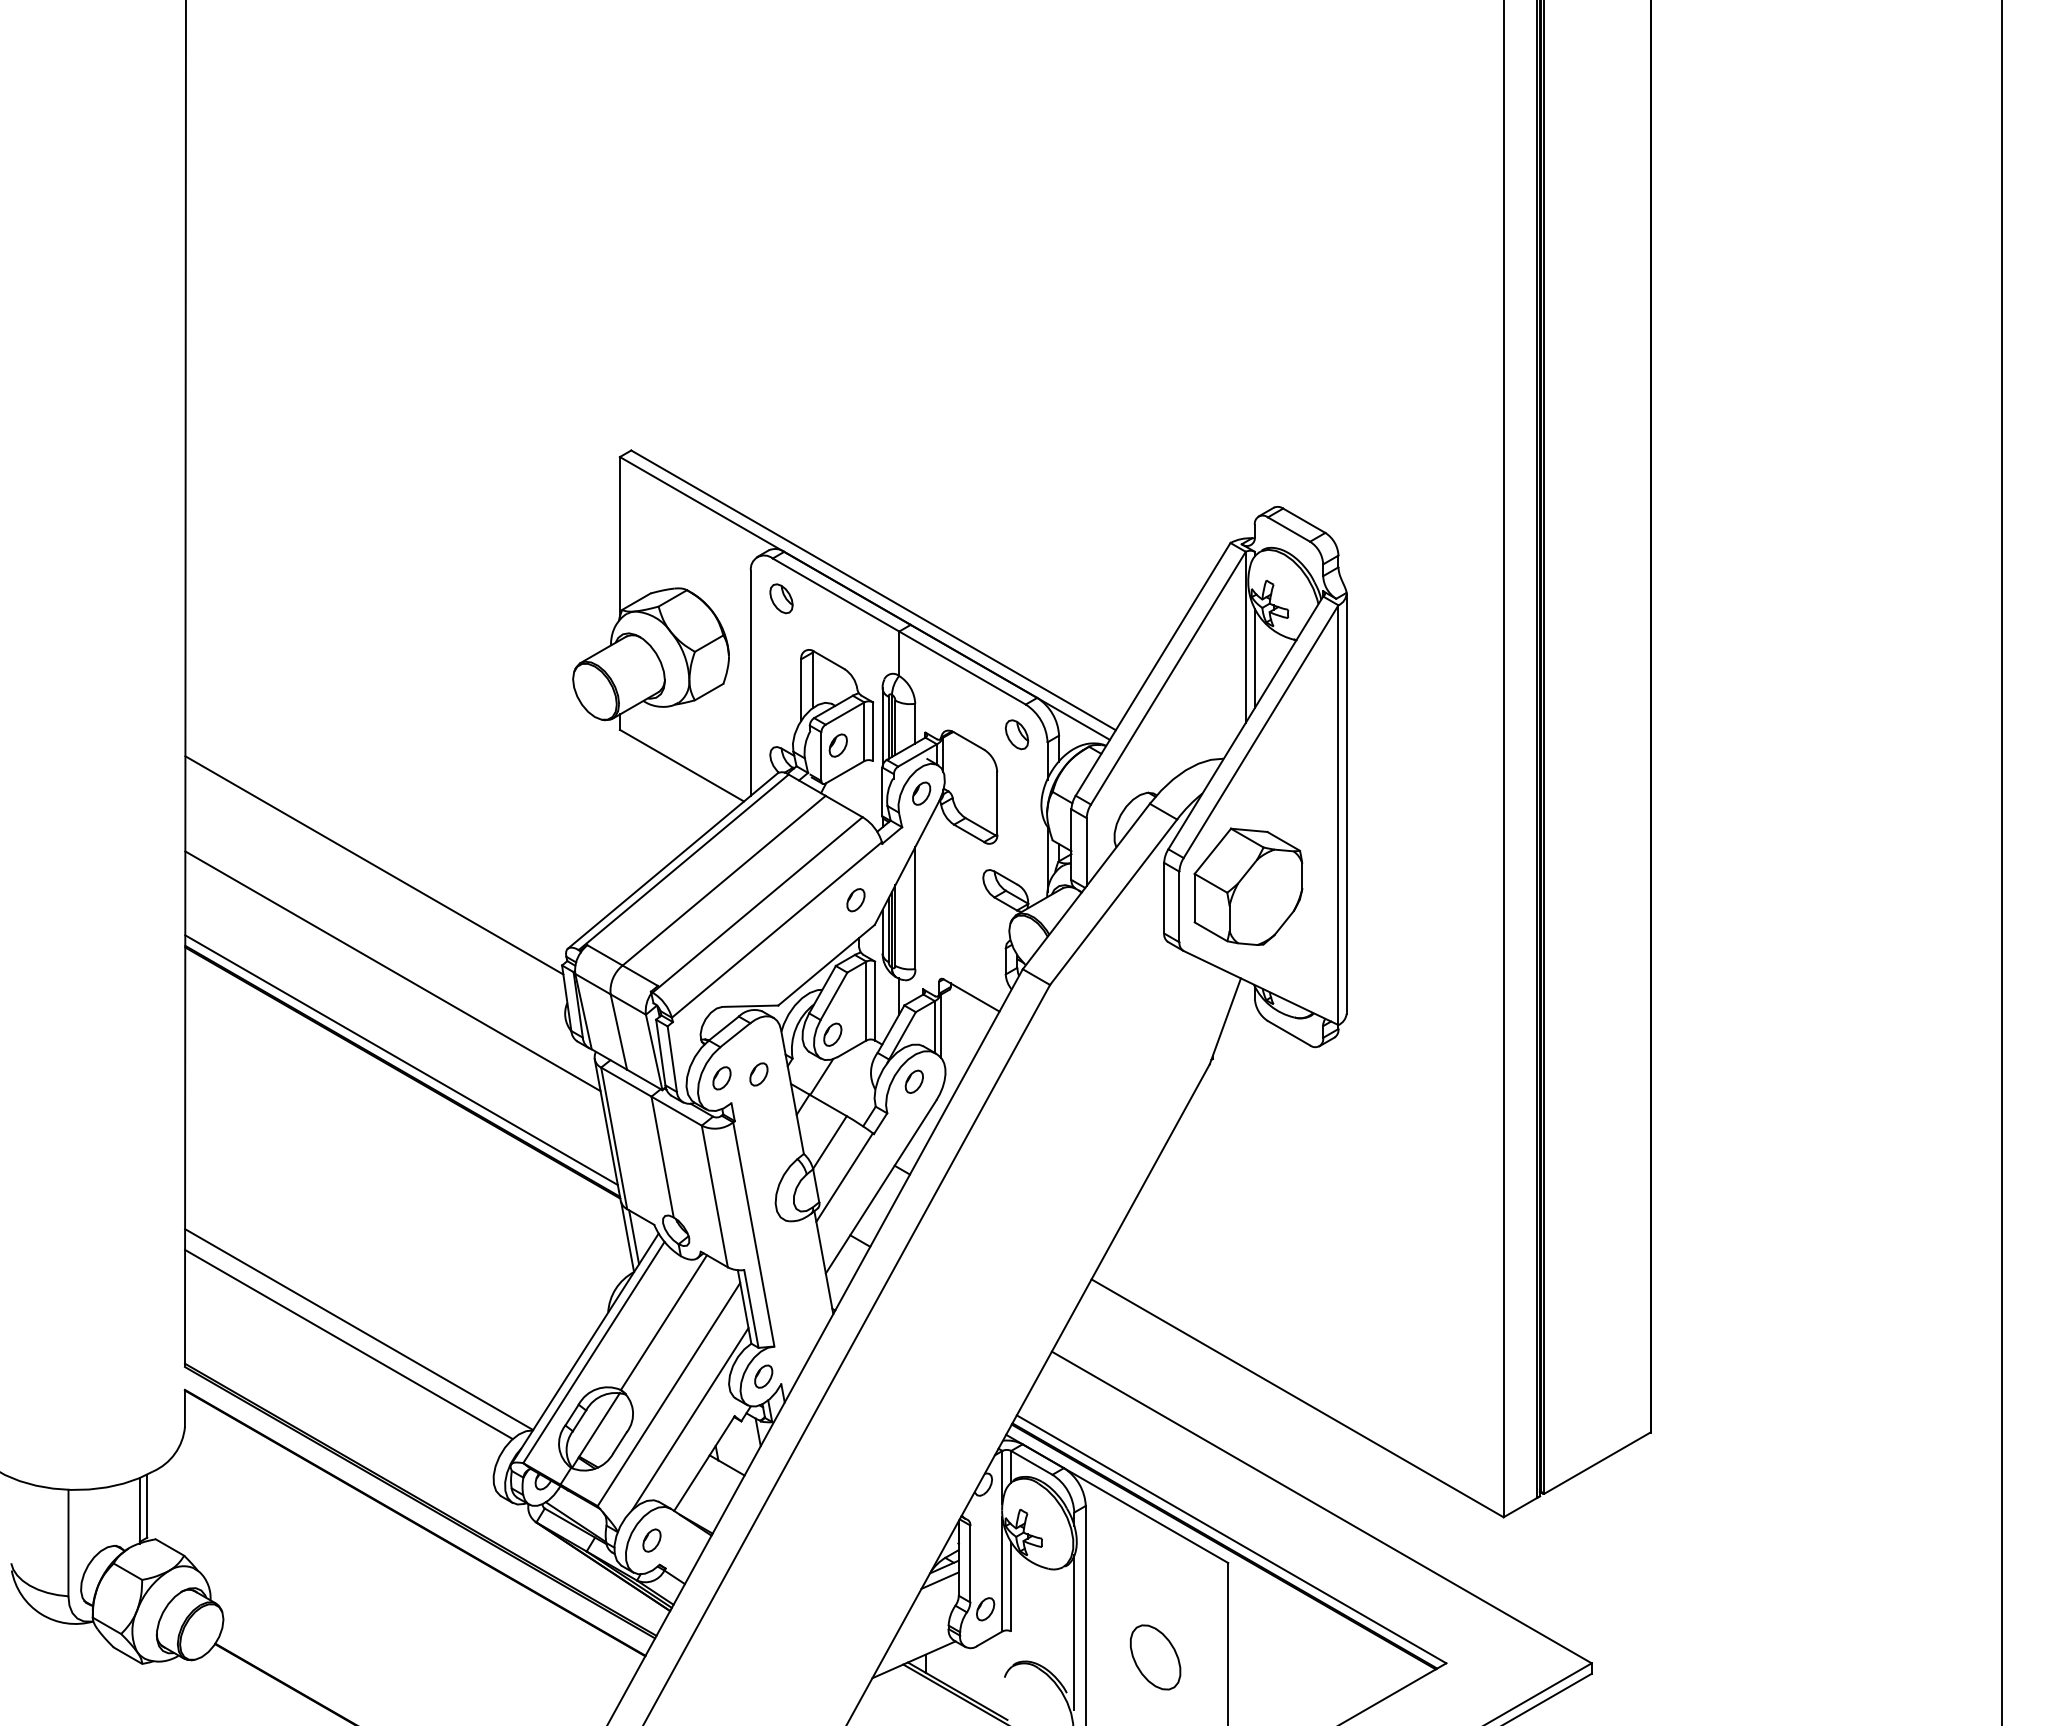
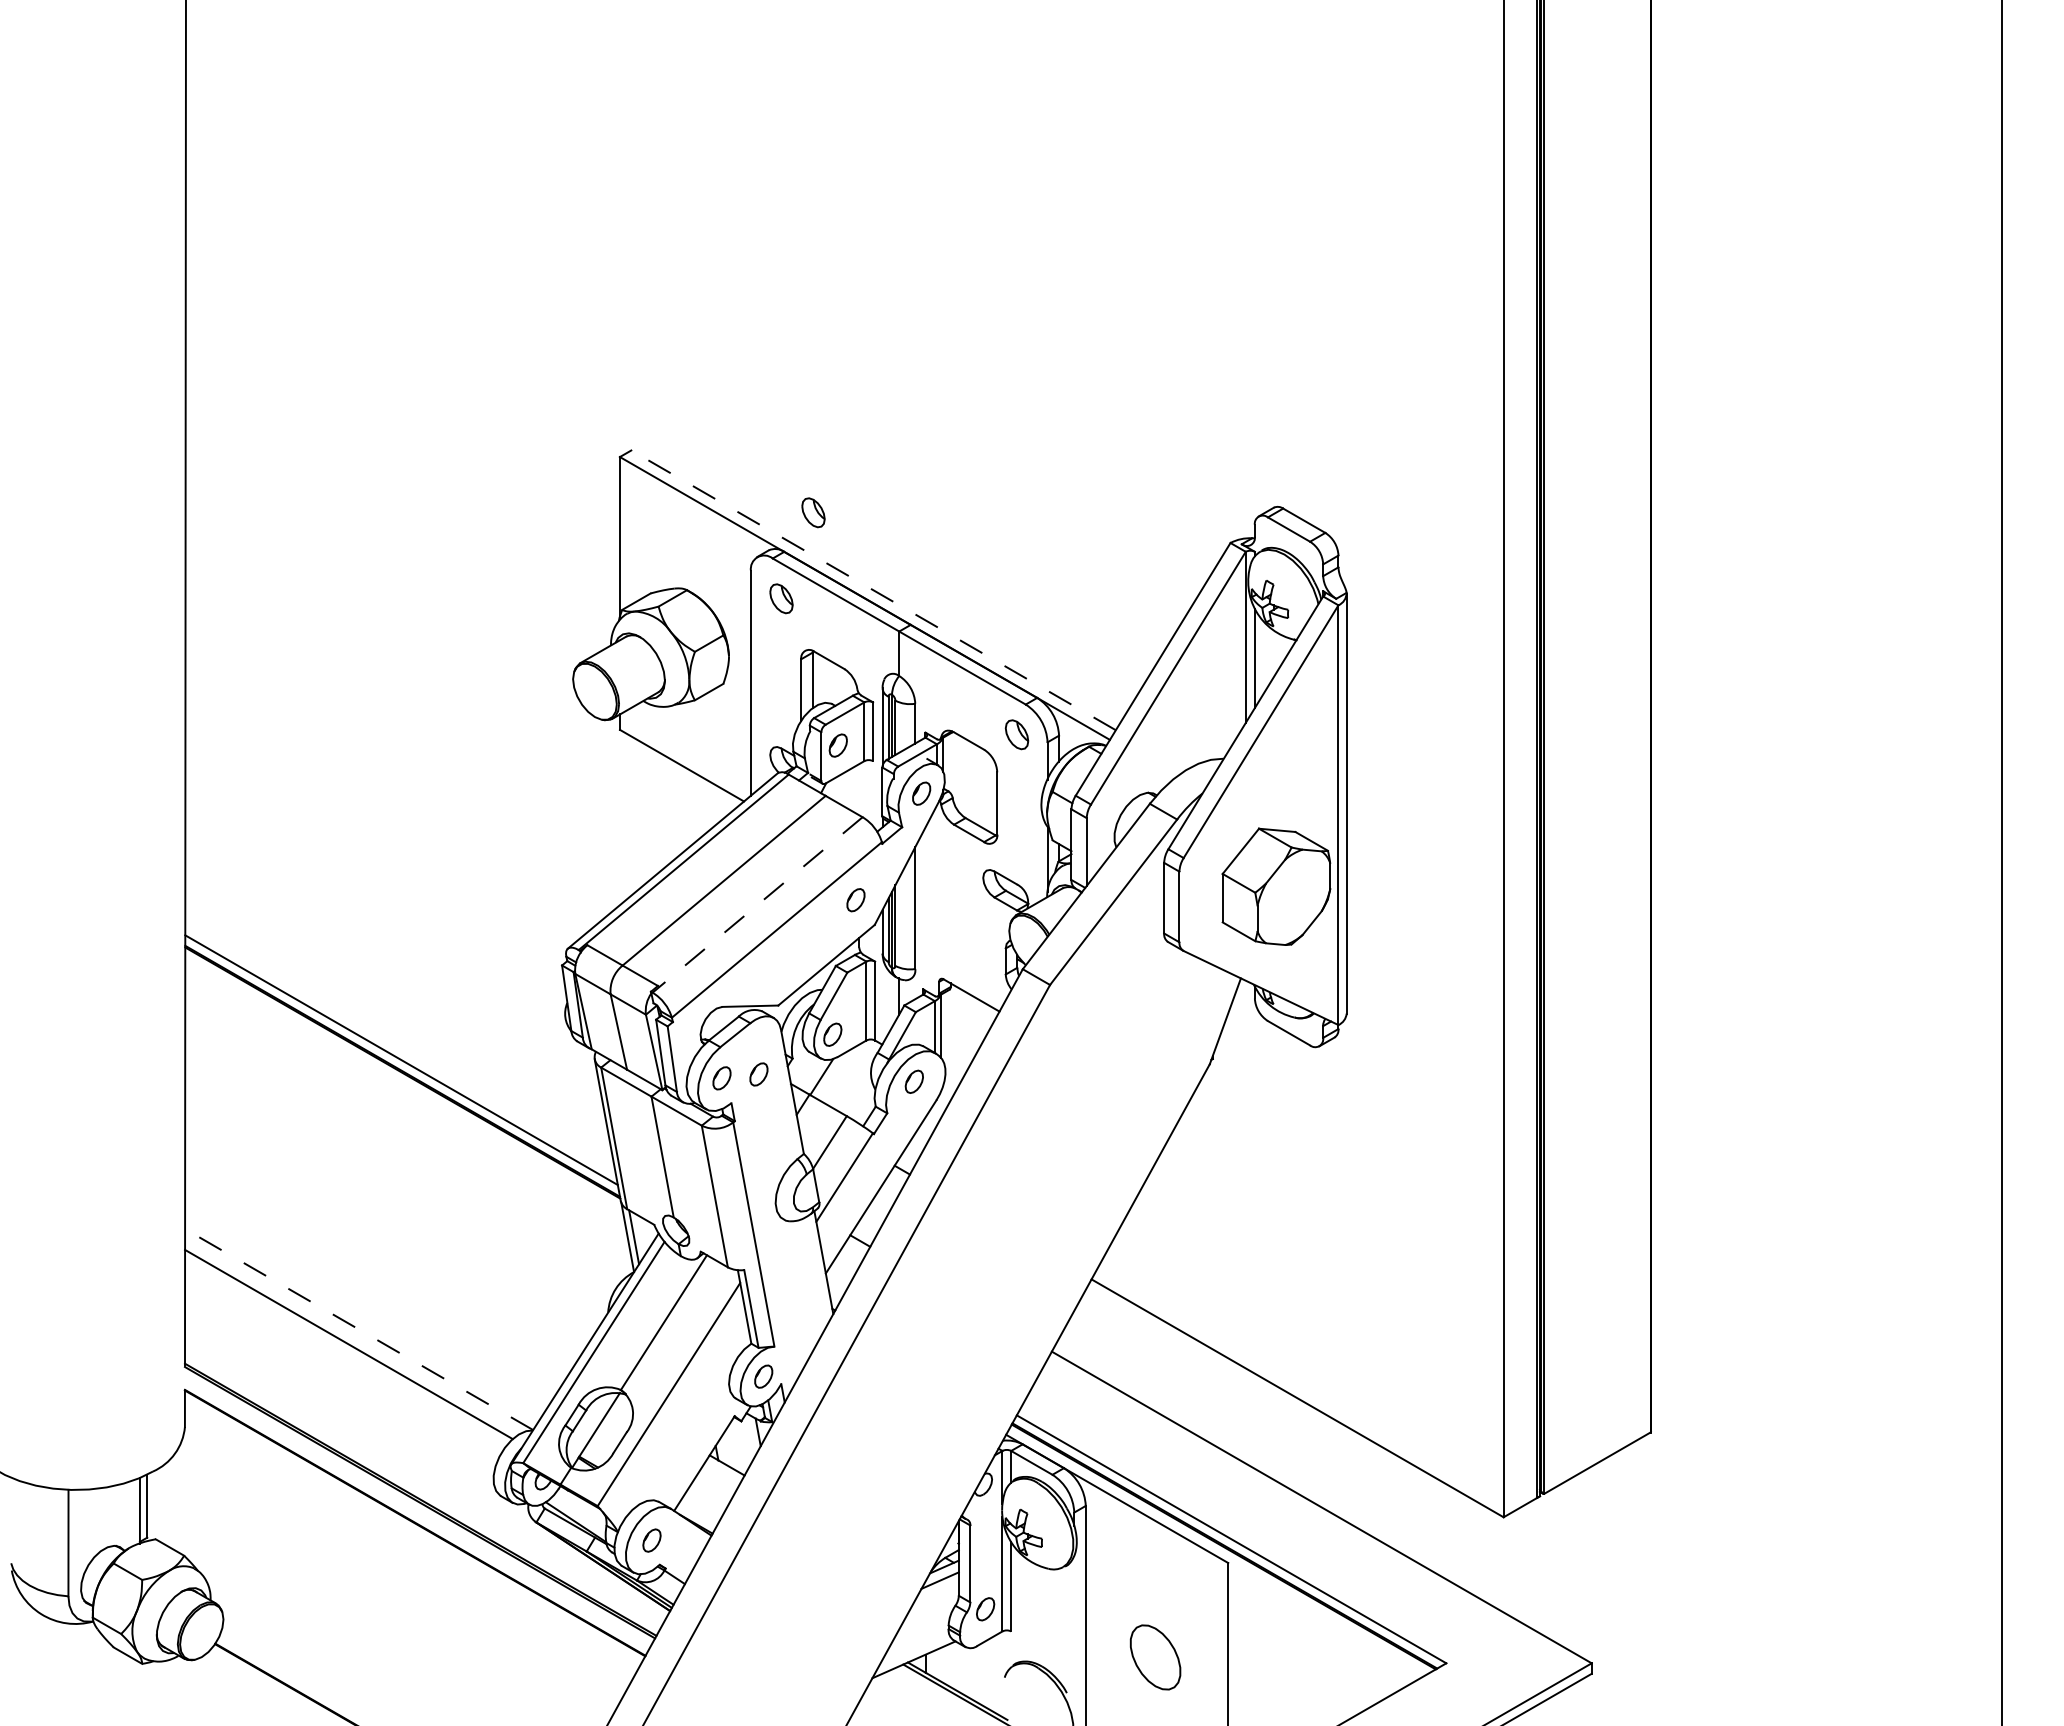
part: none -> present (813, 512)
line: solid -> dashed (873, 590)
line: present -> none (374, 865)
part position: (1248, 886) -> (1276, 886) (1276, 886)
line: solid -> dashed (757, 904)
line: present -> none (392, 971)
line: solid -> dashed (359, 1329)
line: present -> none (690, 1418)
line: present -> none (1074, 1632)
